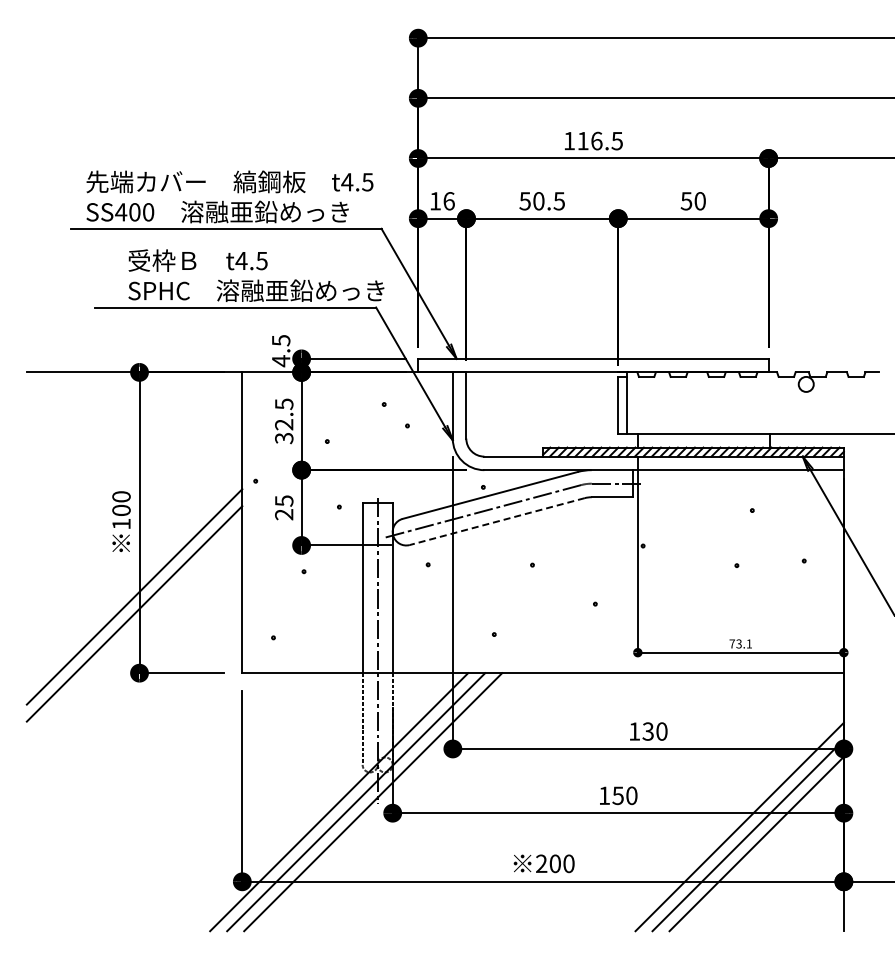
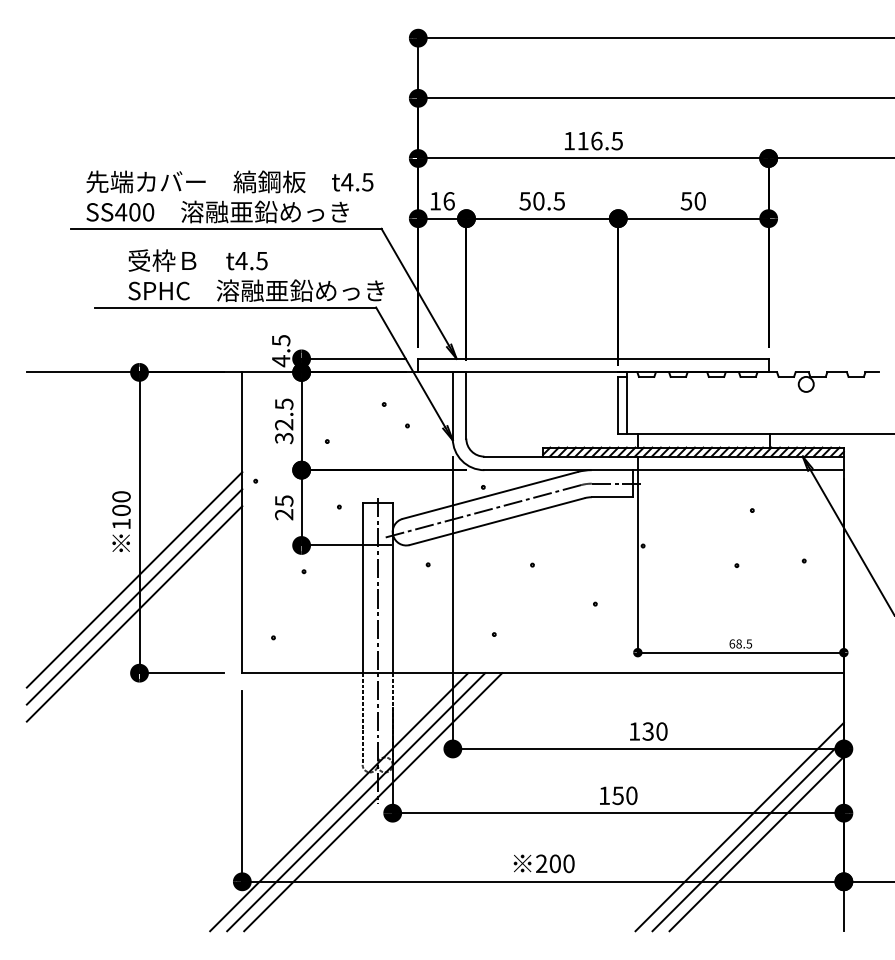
line: dashed -> solid (497, 521)
line: none -> present (134, 579)
text: 73.1 -> 68.5 (740, 643)
